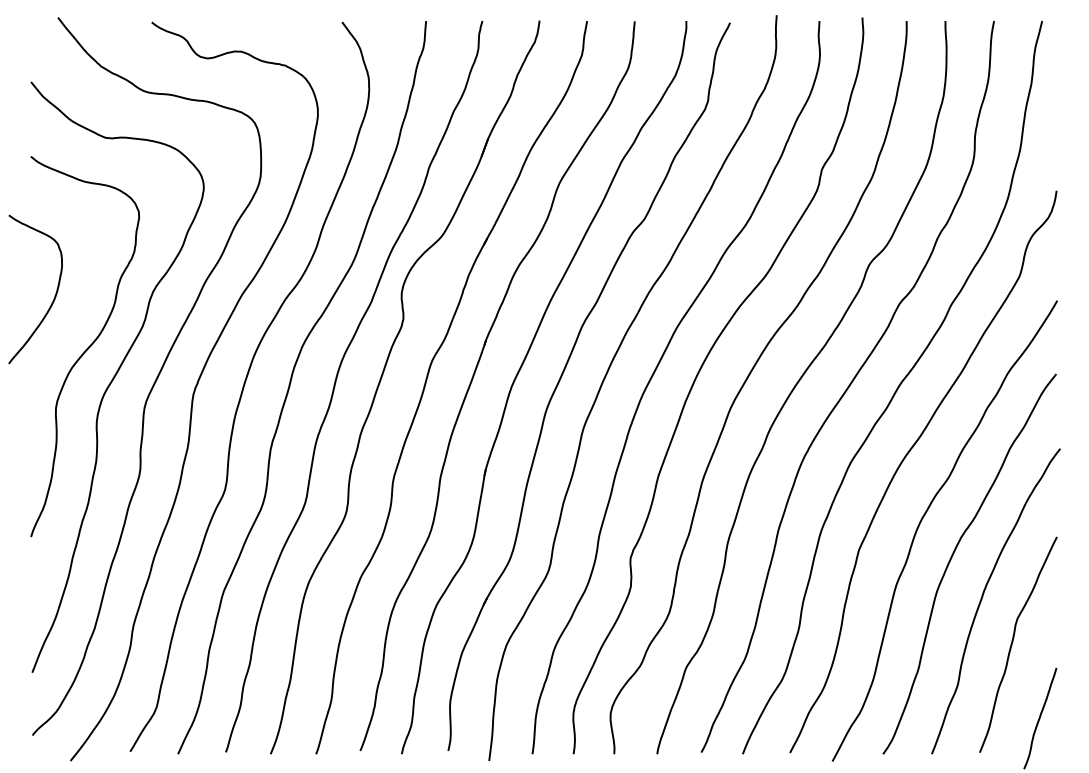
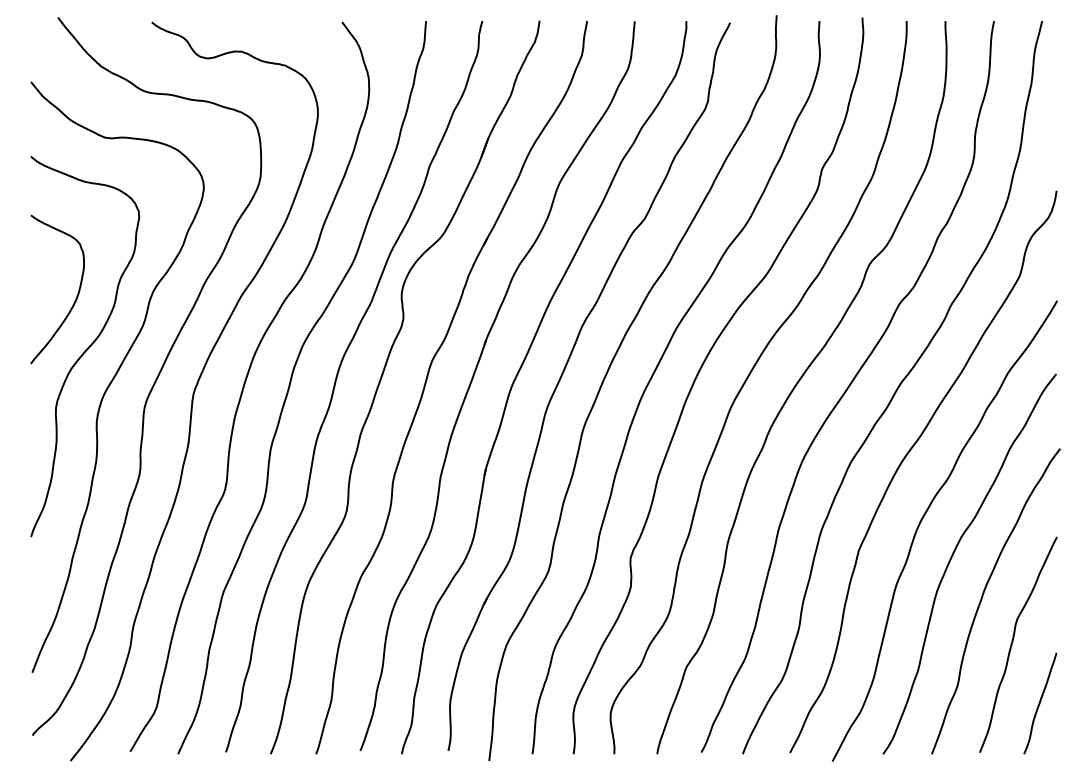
curve position: (54, 295) -> (76, 295) (76, 295)
curve position: (1040, 718) -> (1040, 703) (1040, 703)
